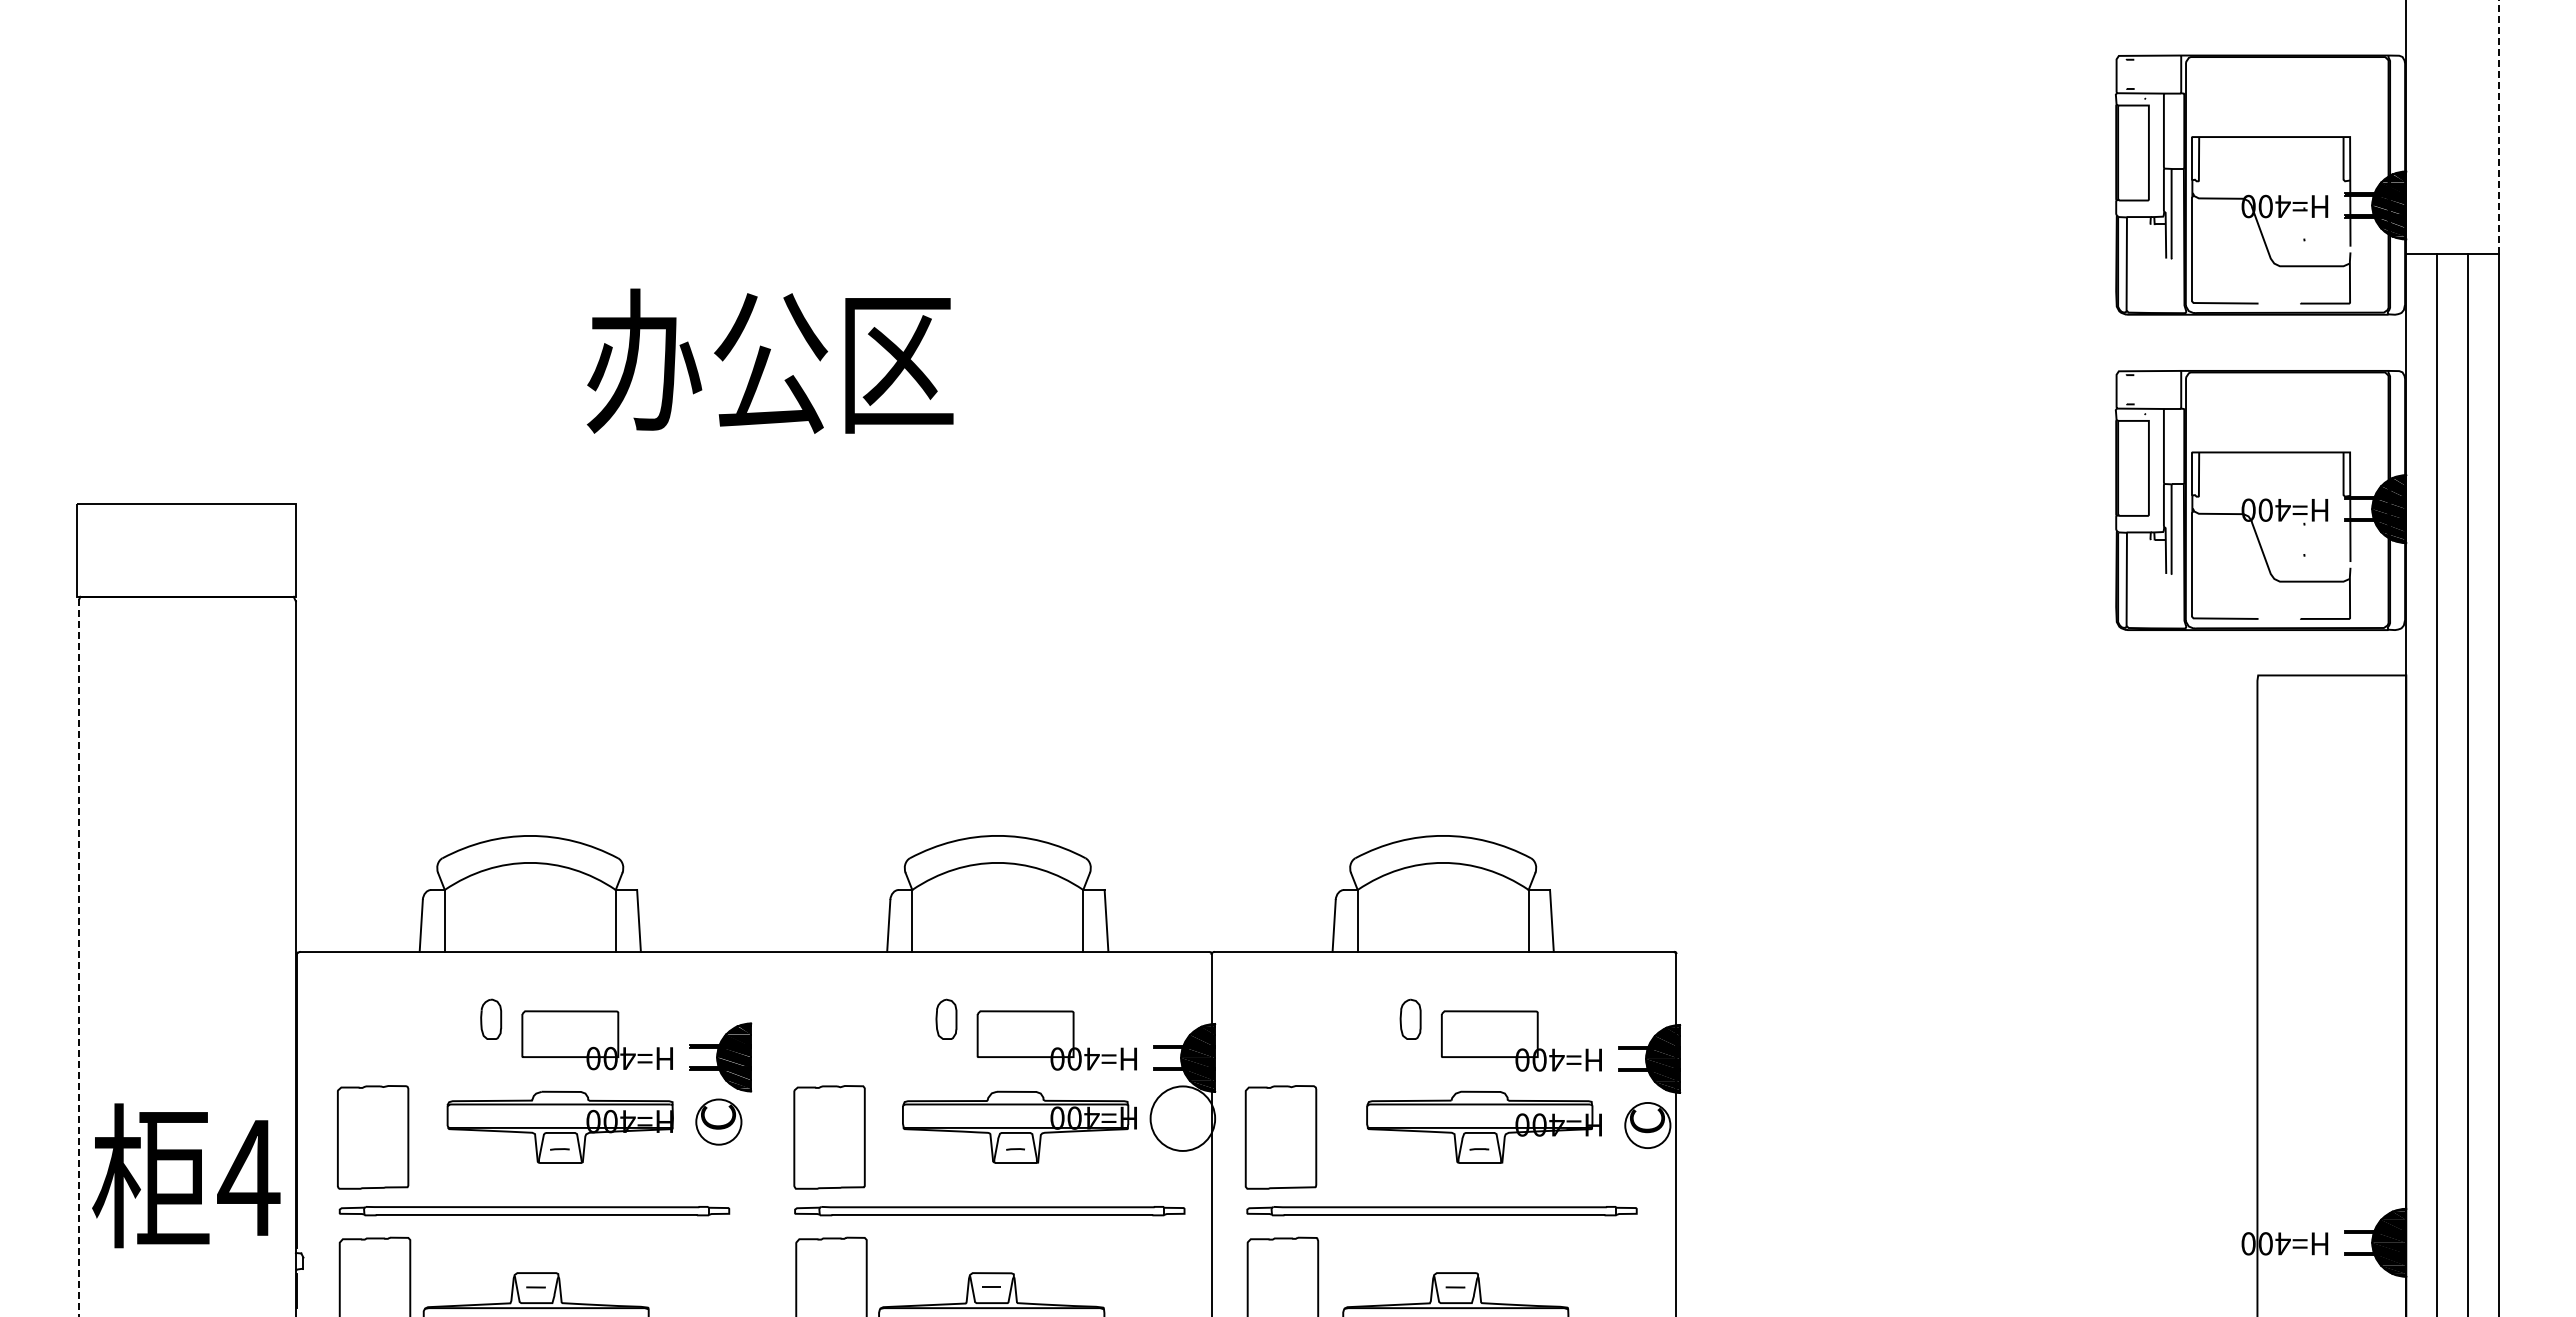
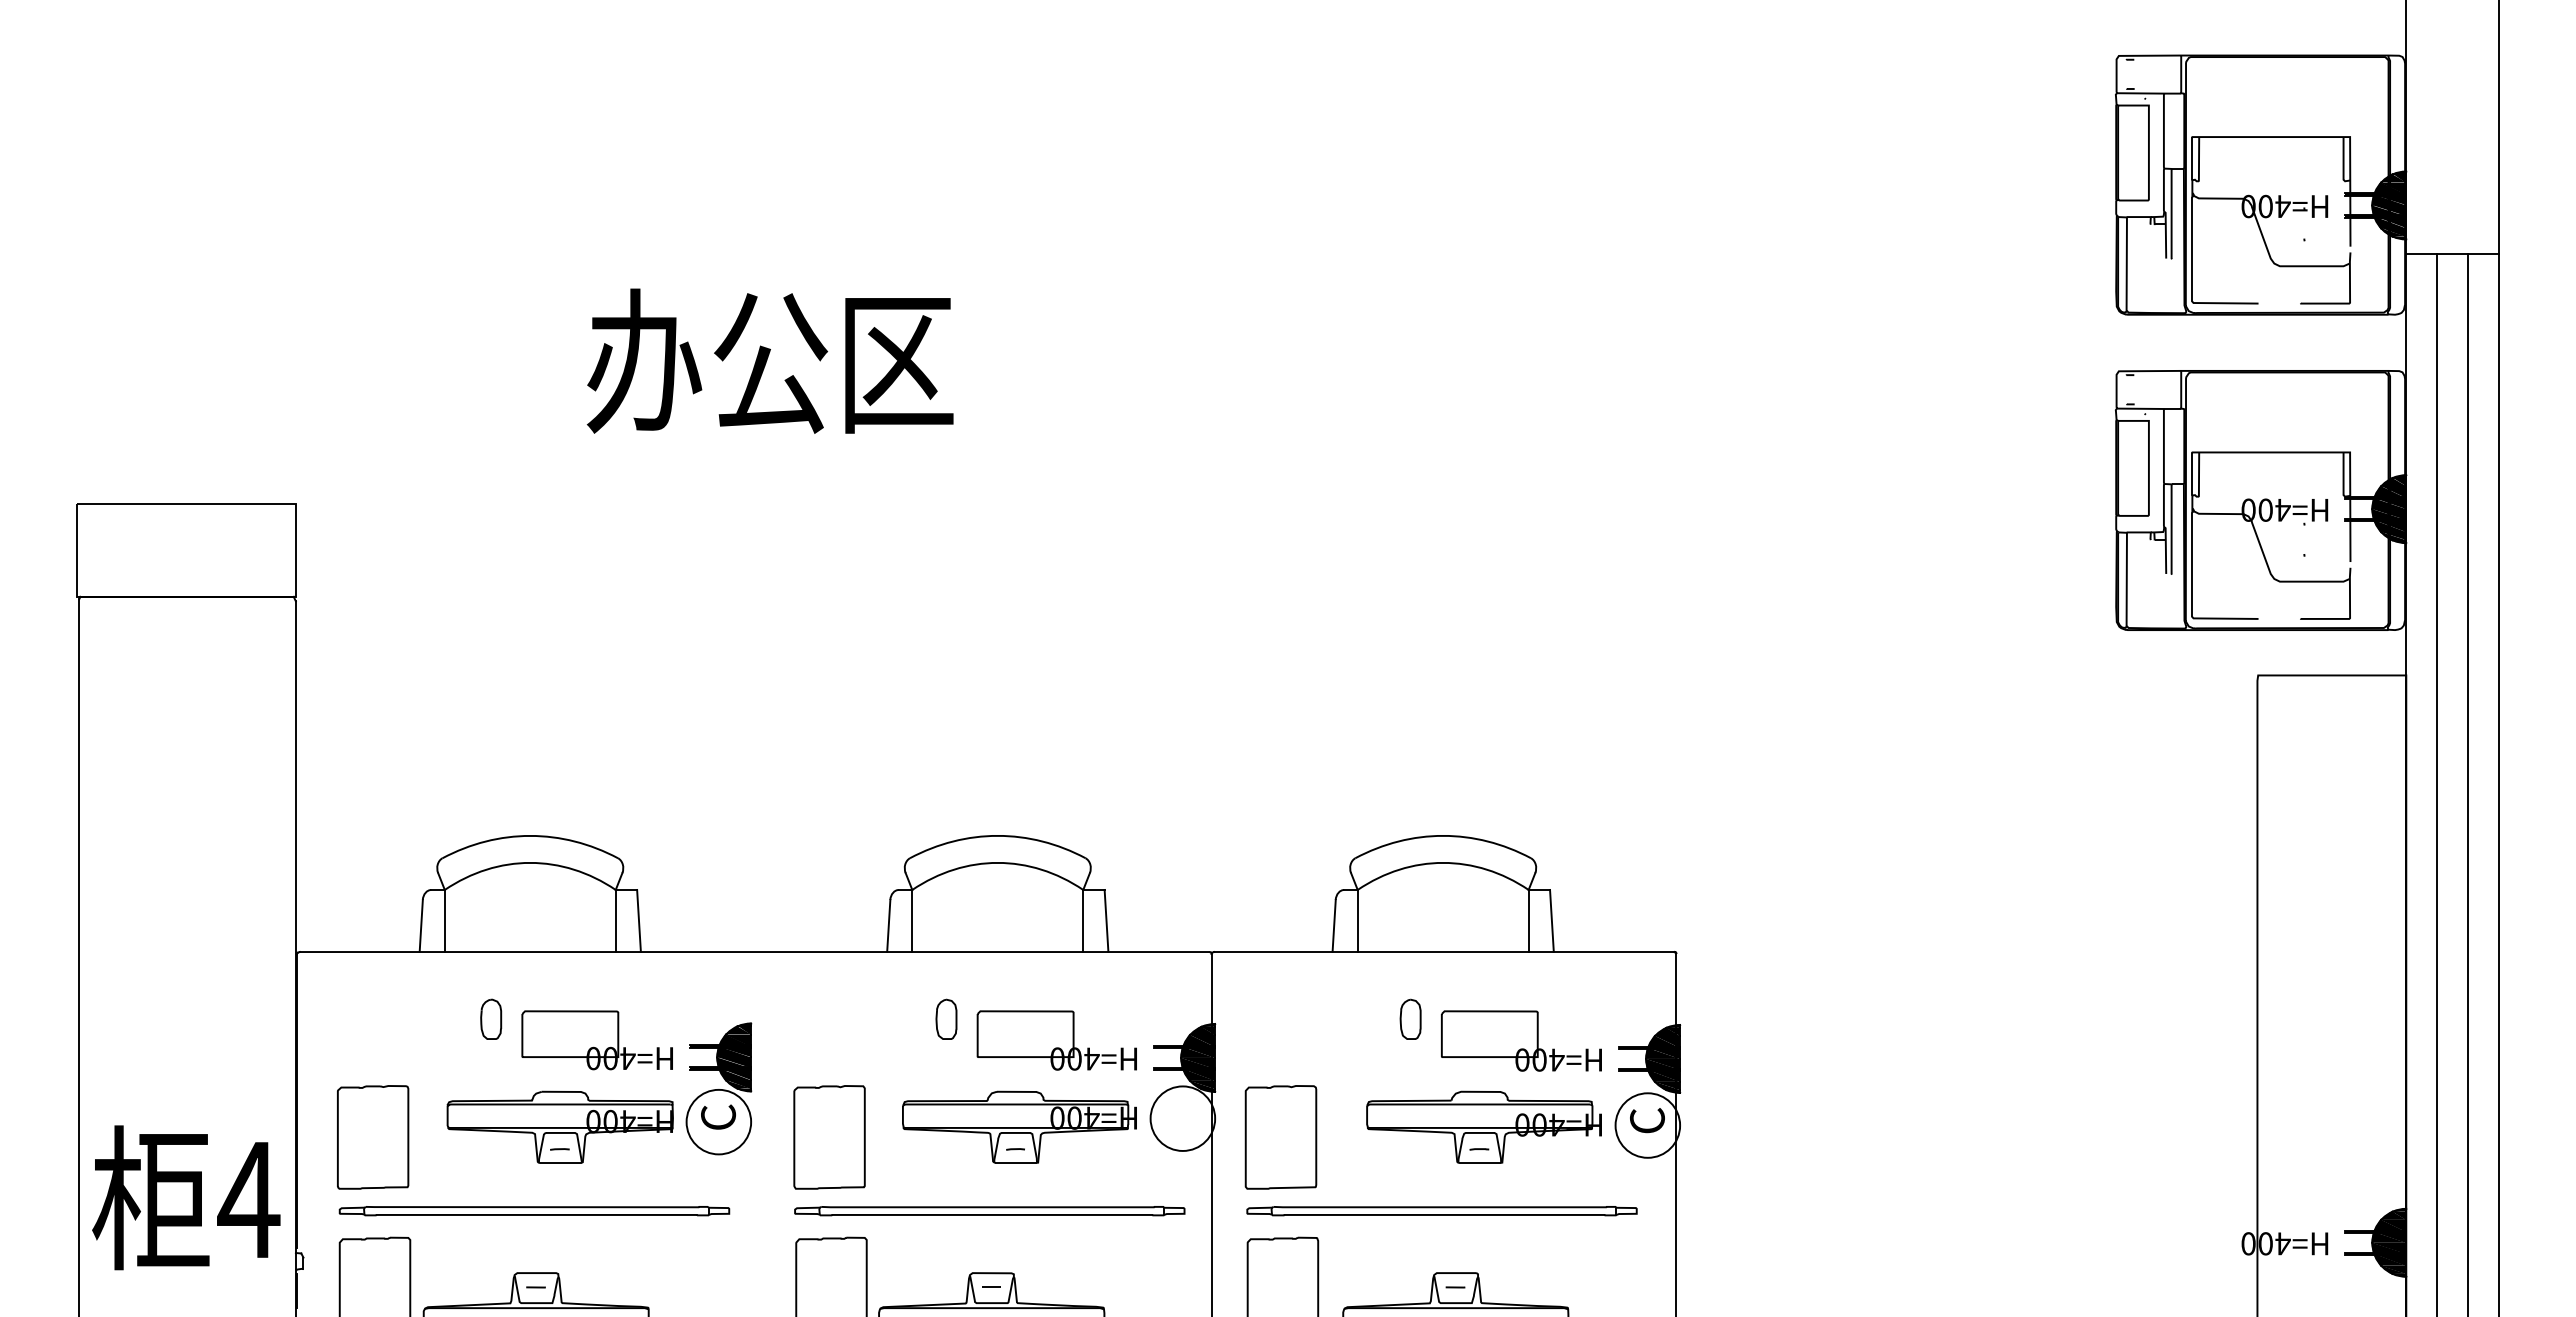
line: dashed -> solid (2498, 126)
line: dashed -> solid (79, 958)
circle diameter: 45 px -> 65 px (718, 1121)
circle diameter: 45 px -> 65 px (1647, 1125)
text position: (186, 1175) -> (186, 1197) (186, 1197)
